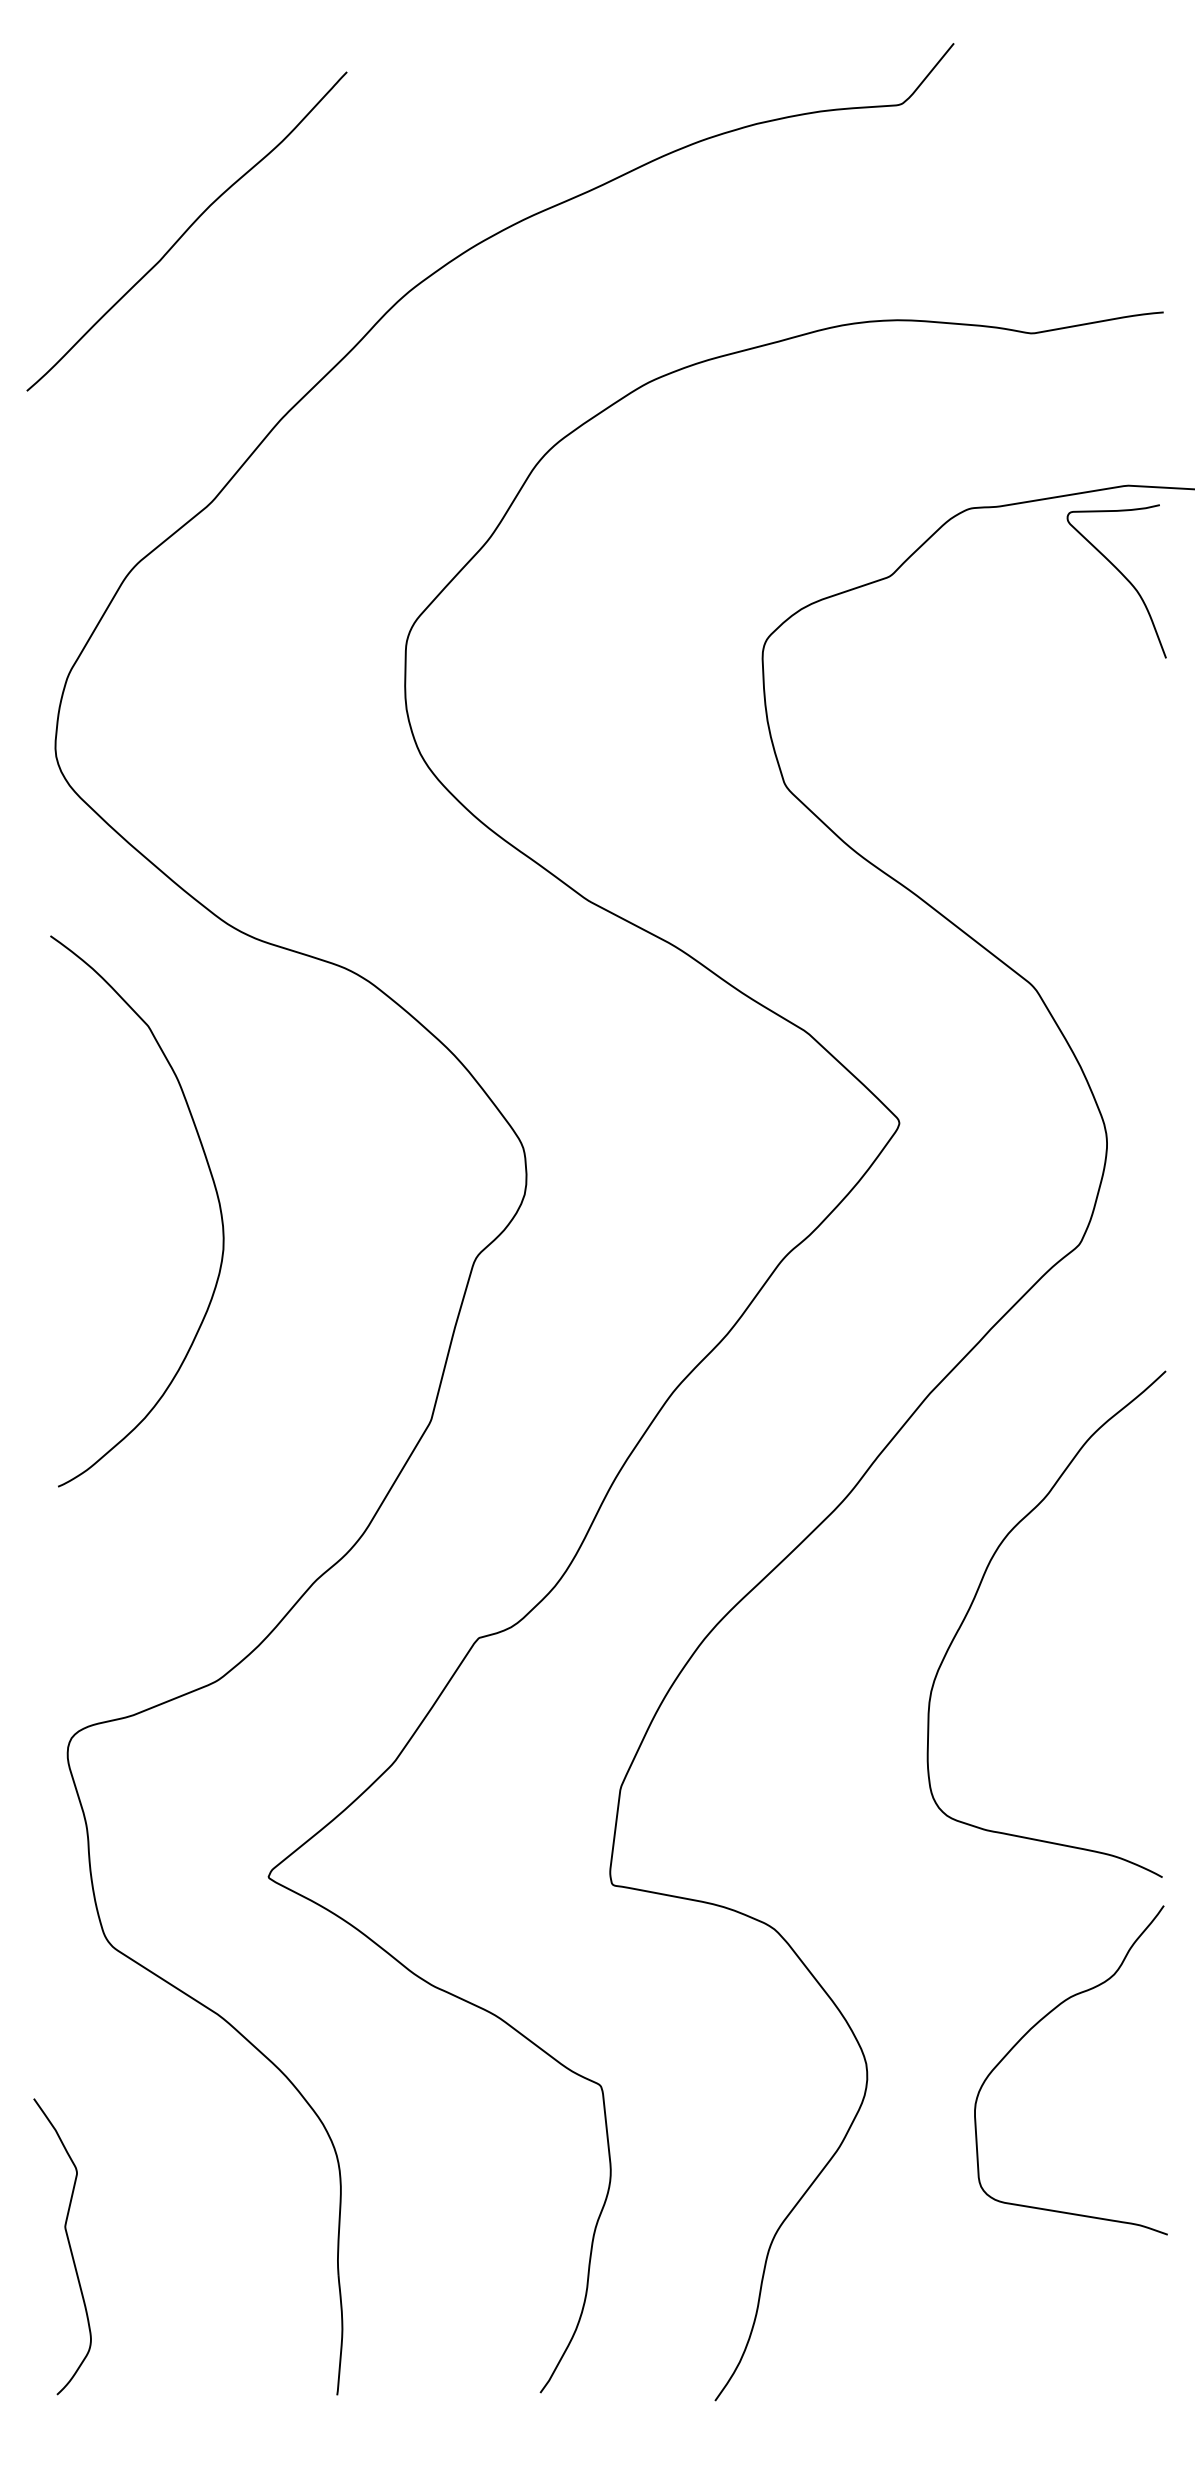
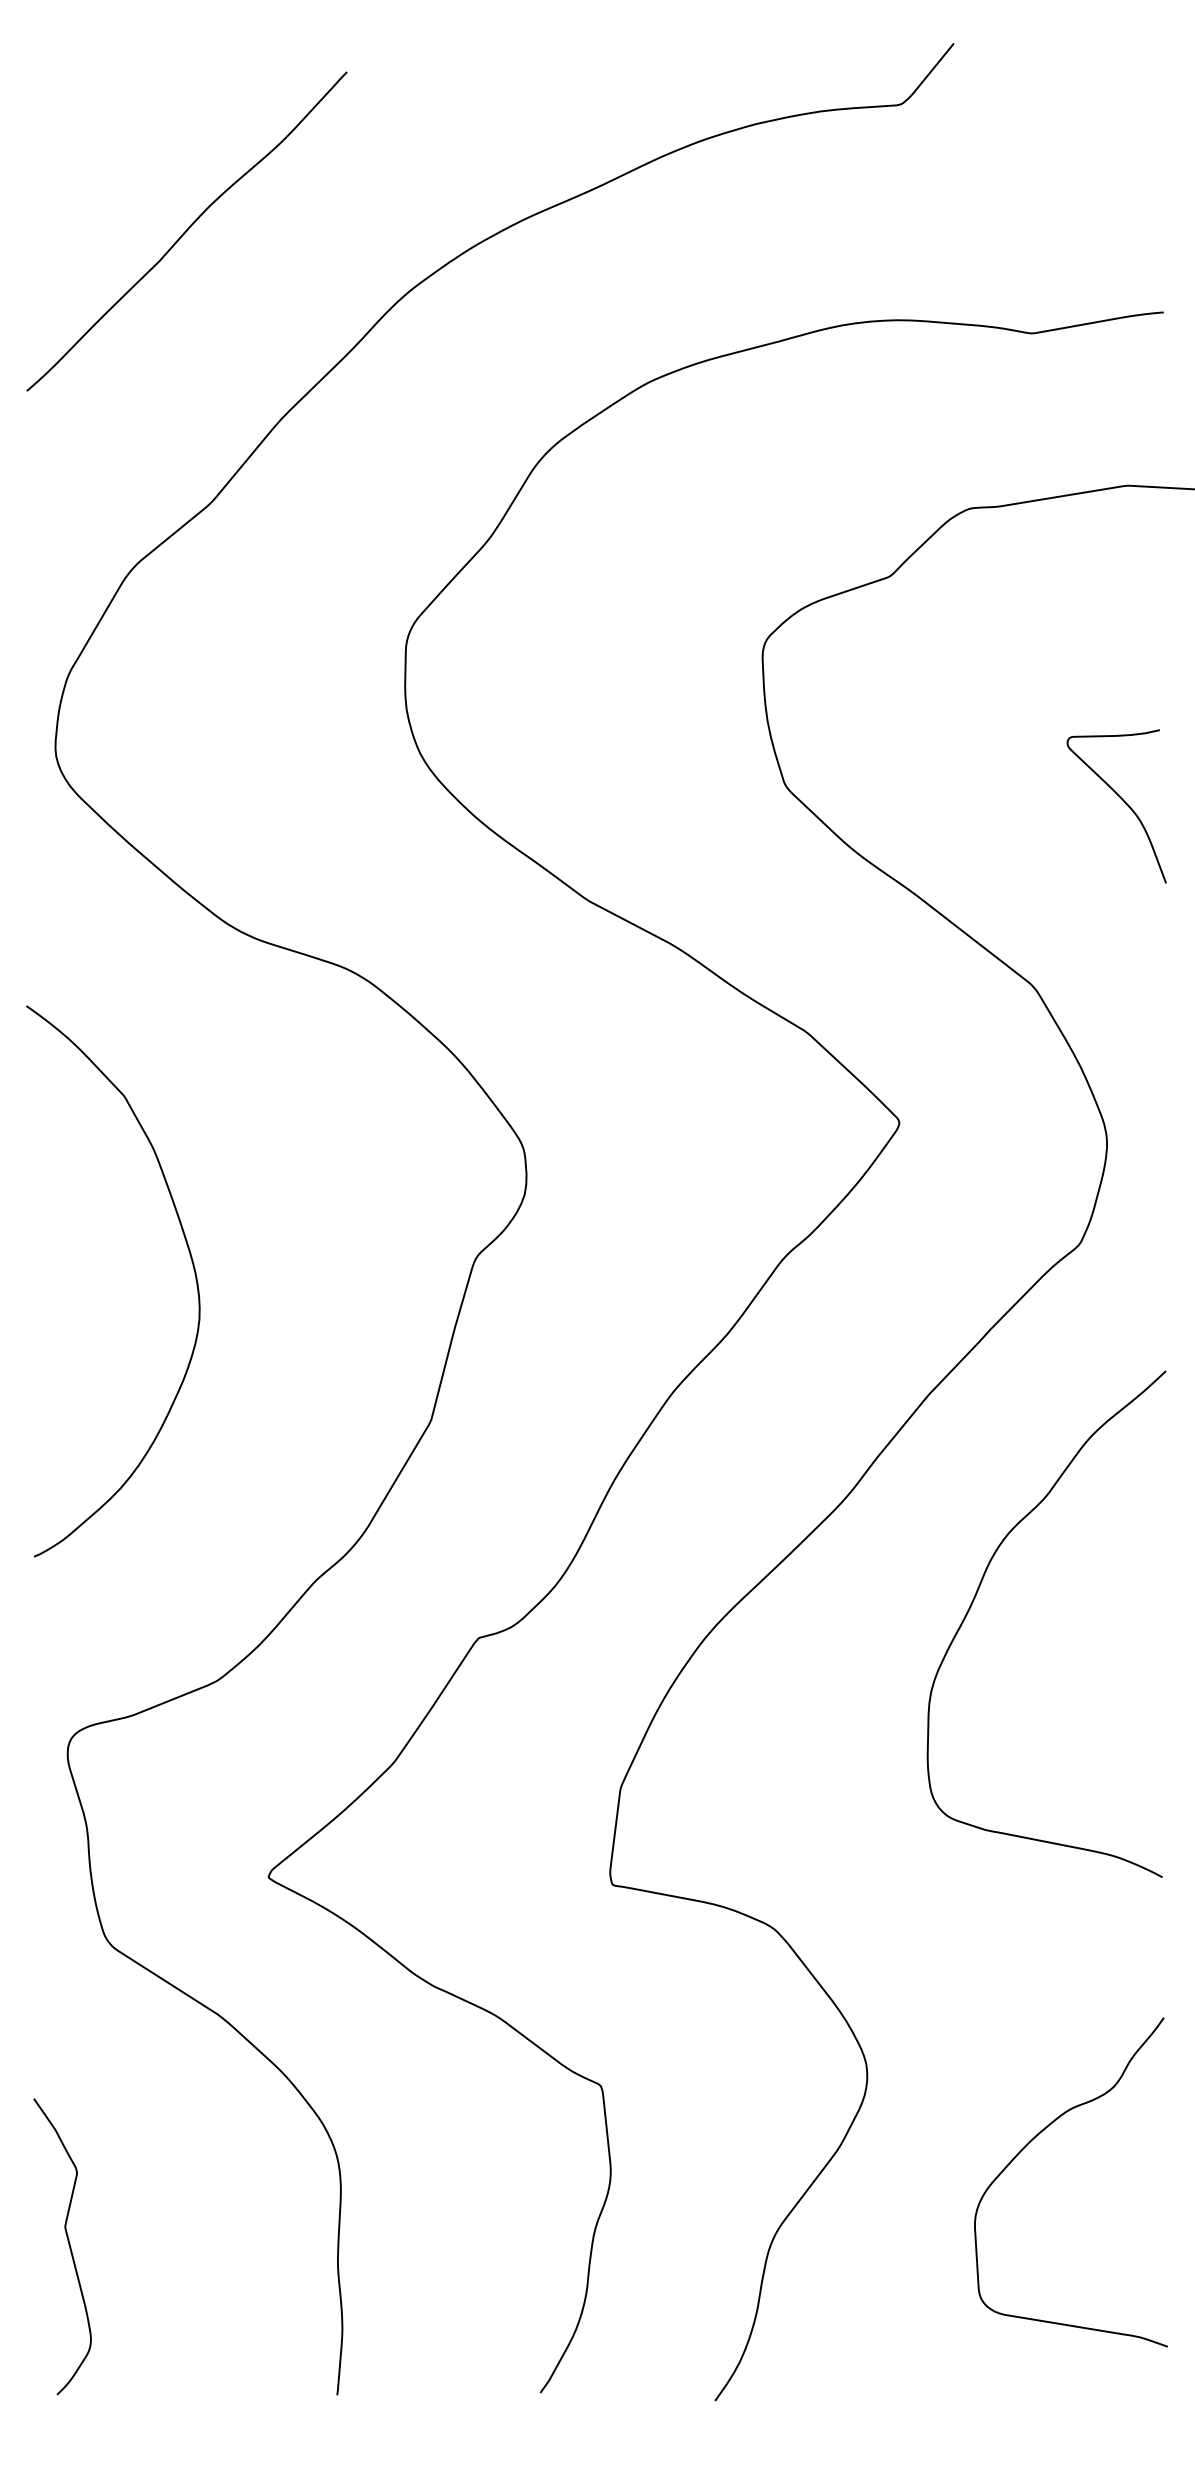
curve position: (1122, 575) -> (1122, 800) (1122, 800)
curve position: (214, 1188) -> (190, 1258) (190, 1258)
curve position: (1034, 2027) -> (1034, 2139) (1034, 2139)
